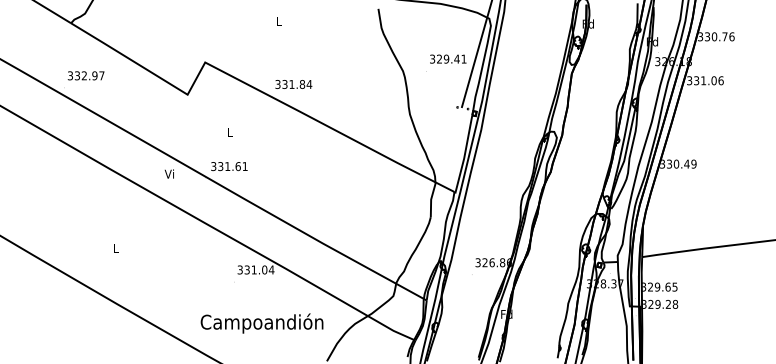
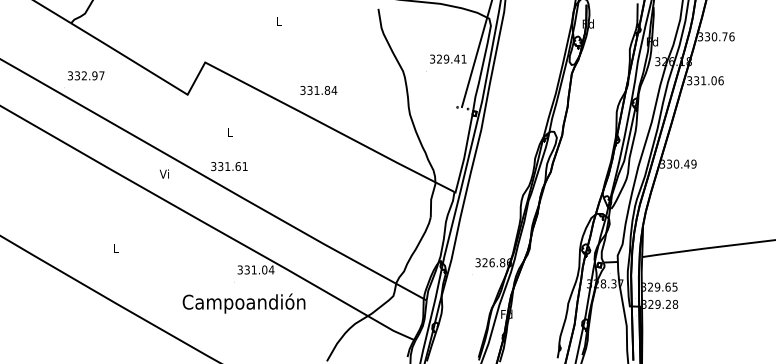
text position: (293, 84) -> (318, 90) (318, 90)
text position: (168, 173) -> (163, 173) (163, 173)
text position: (261, 323) -> (243, 303) (243, 303)
